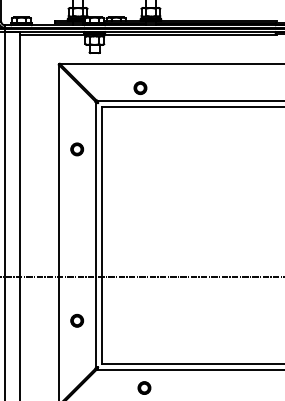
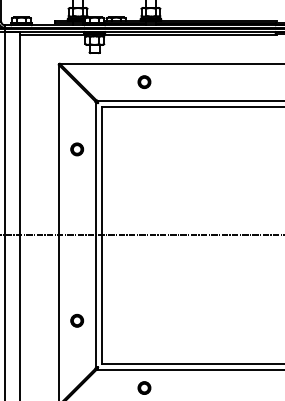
part position: (140, 87) -> (144, 81) (144, 81)
line position: (141, 277) -> (141, 235) (141, 235)
